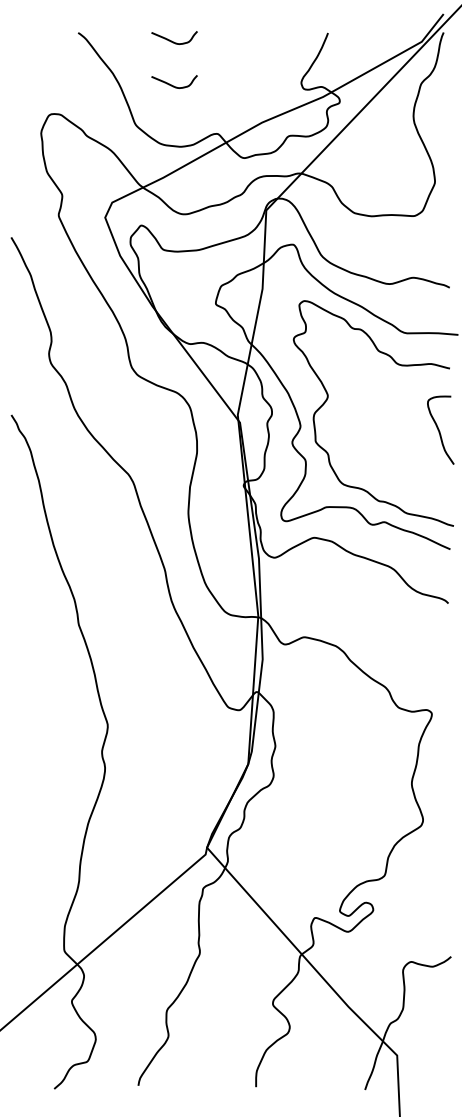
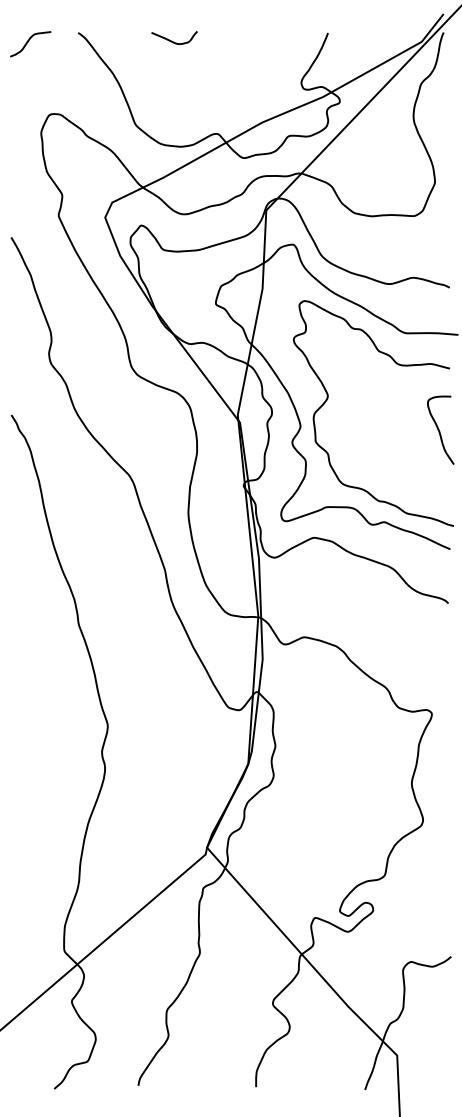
curve: none -> present (28, 42)
curve: present -> none (173, 85)
